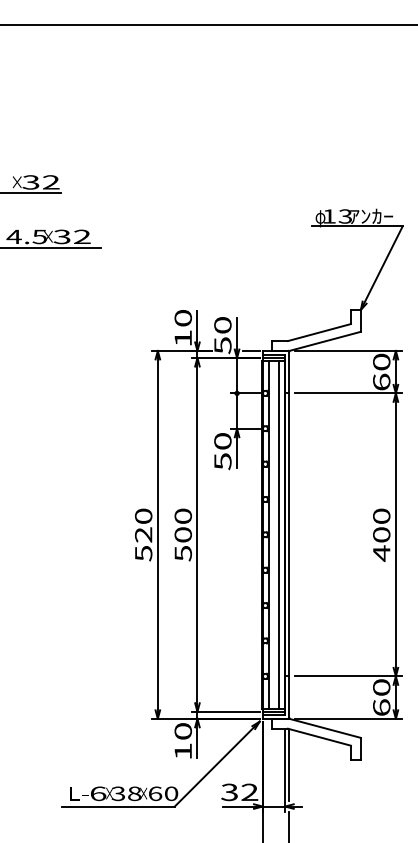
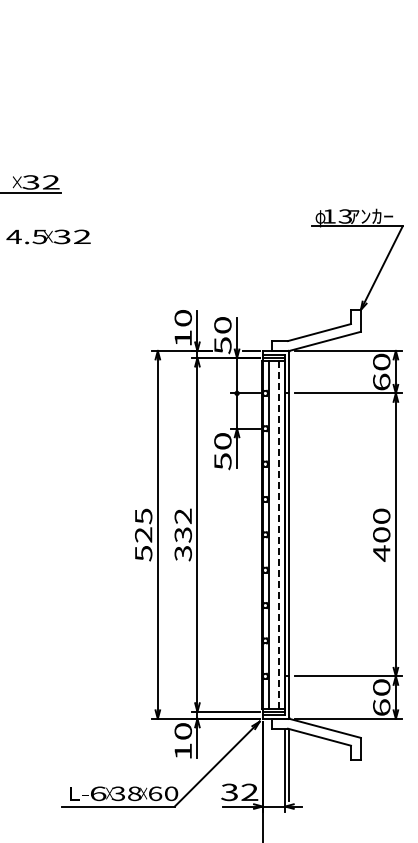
line: present -> none (208, 25)
line: present -> none (51, 247)
text: 520 -> 525 (143, 516)
text: 500 -> 332 (182, 534)
line: solid -> dashed (279, 534)
line: present -> none (289, 825)
